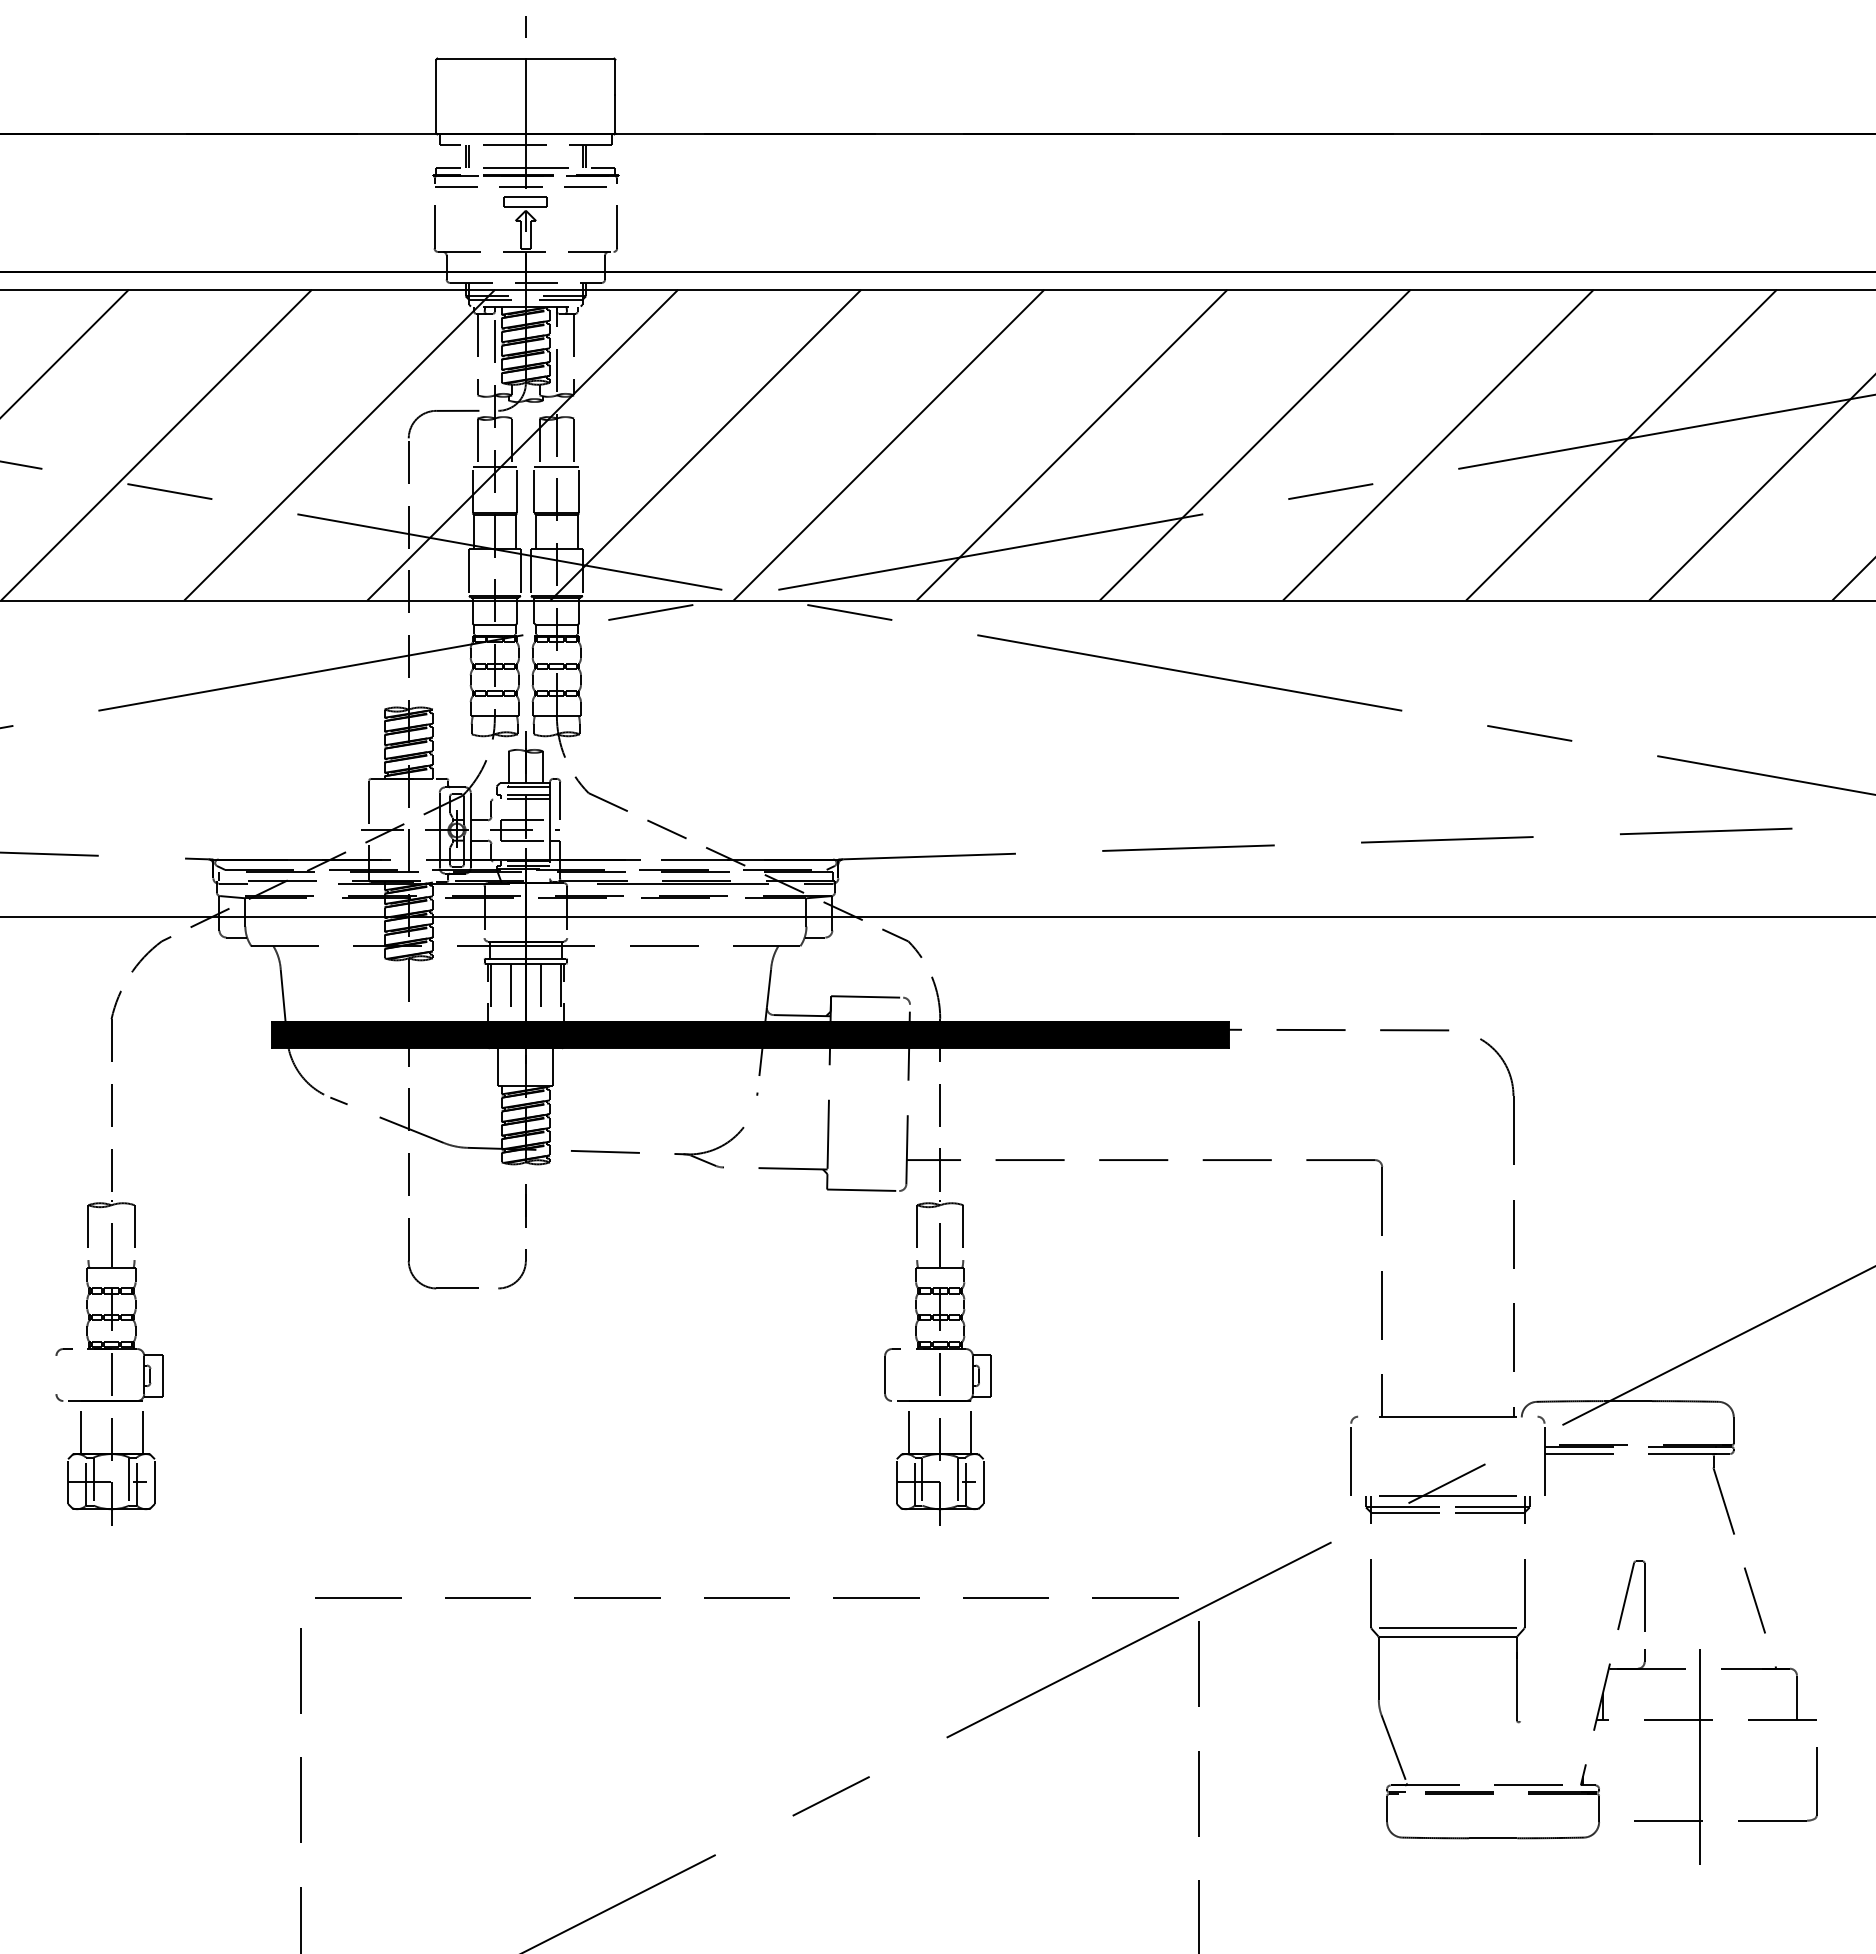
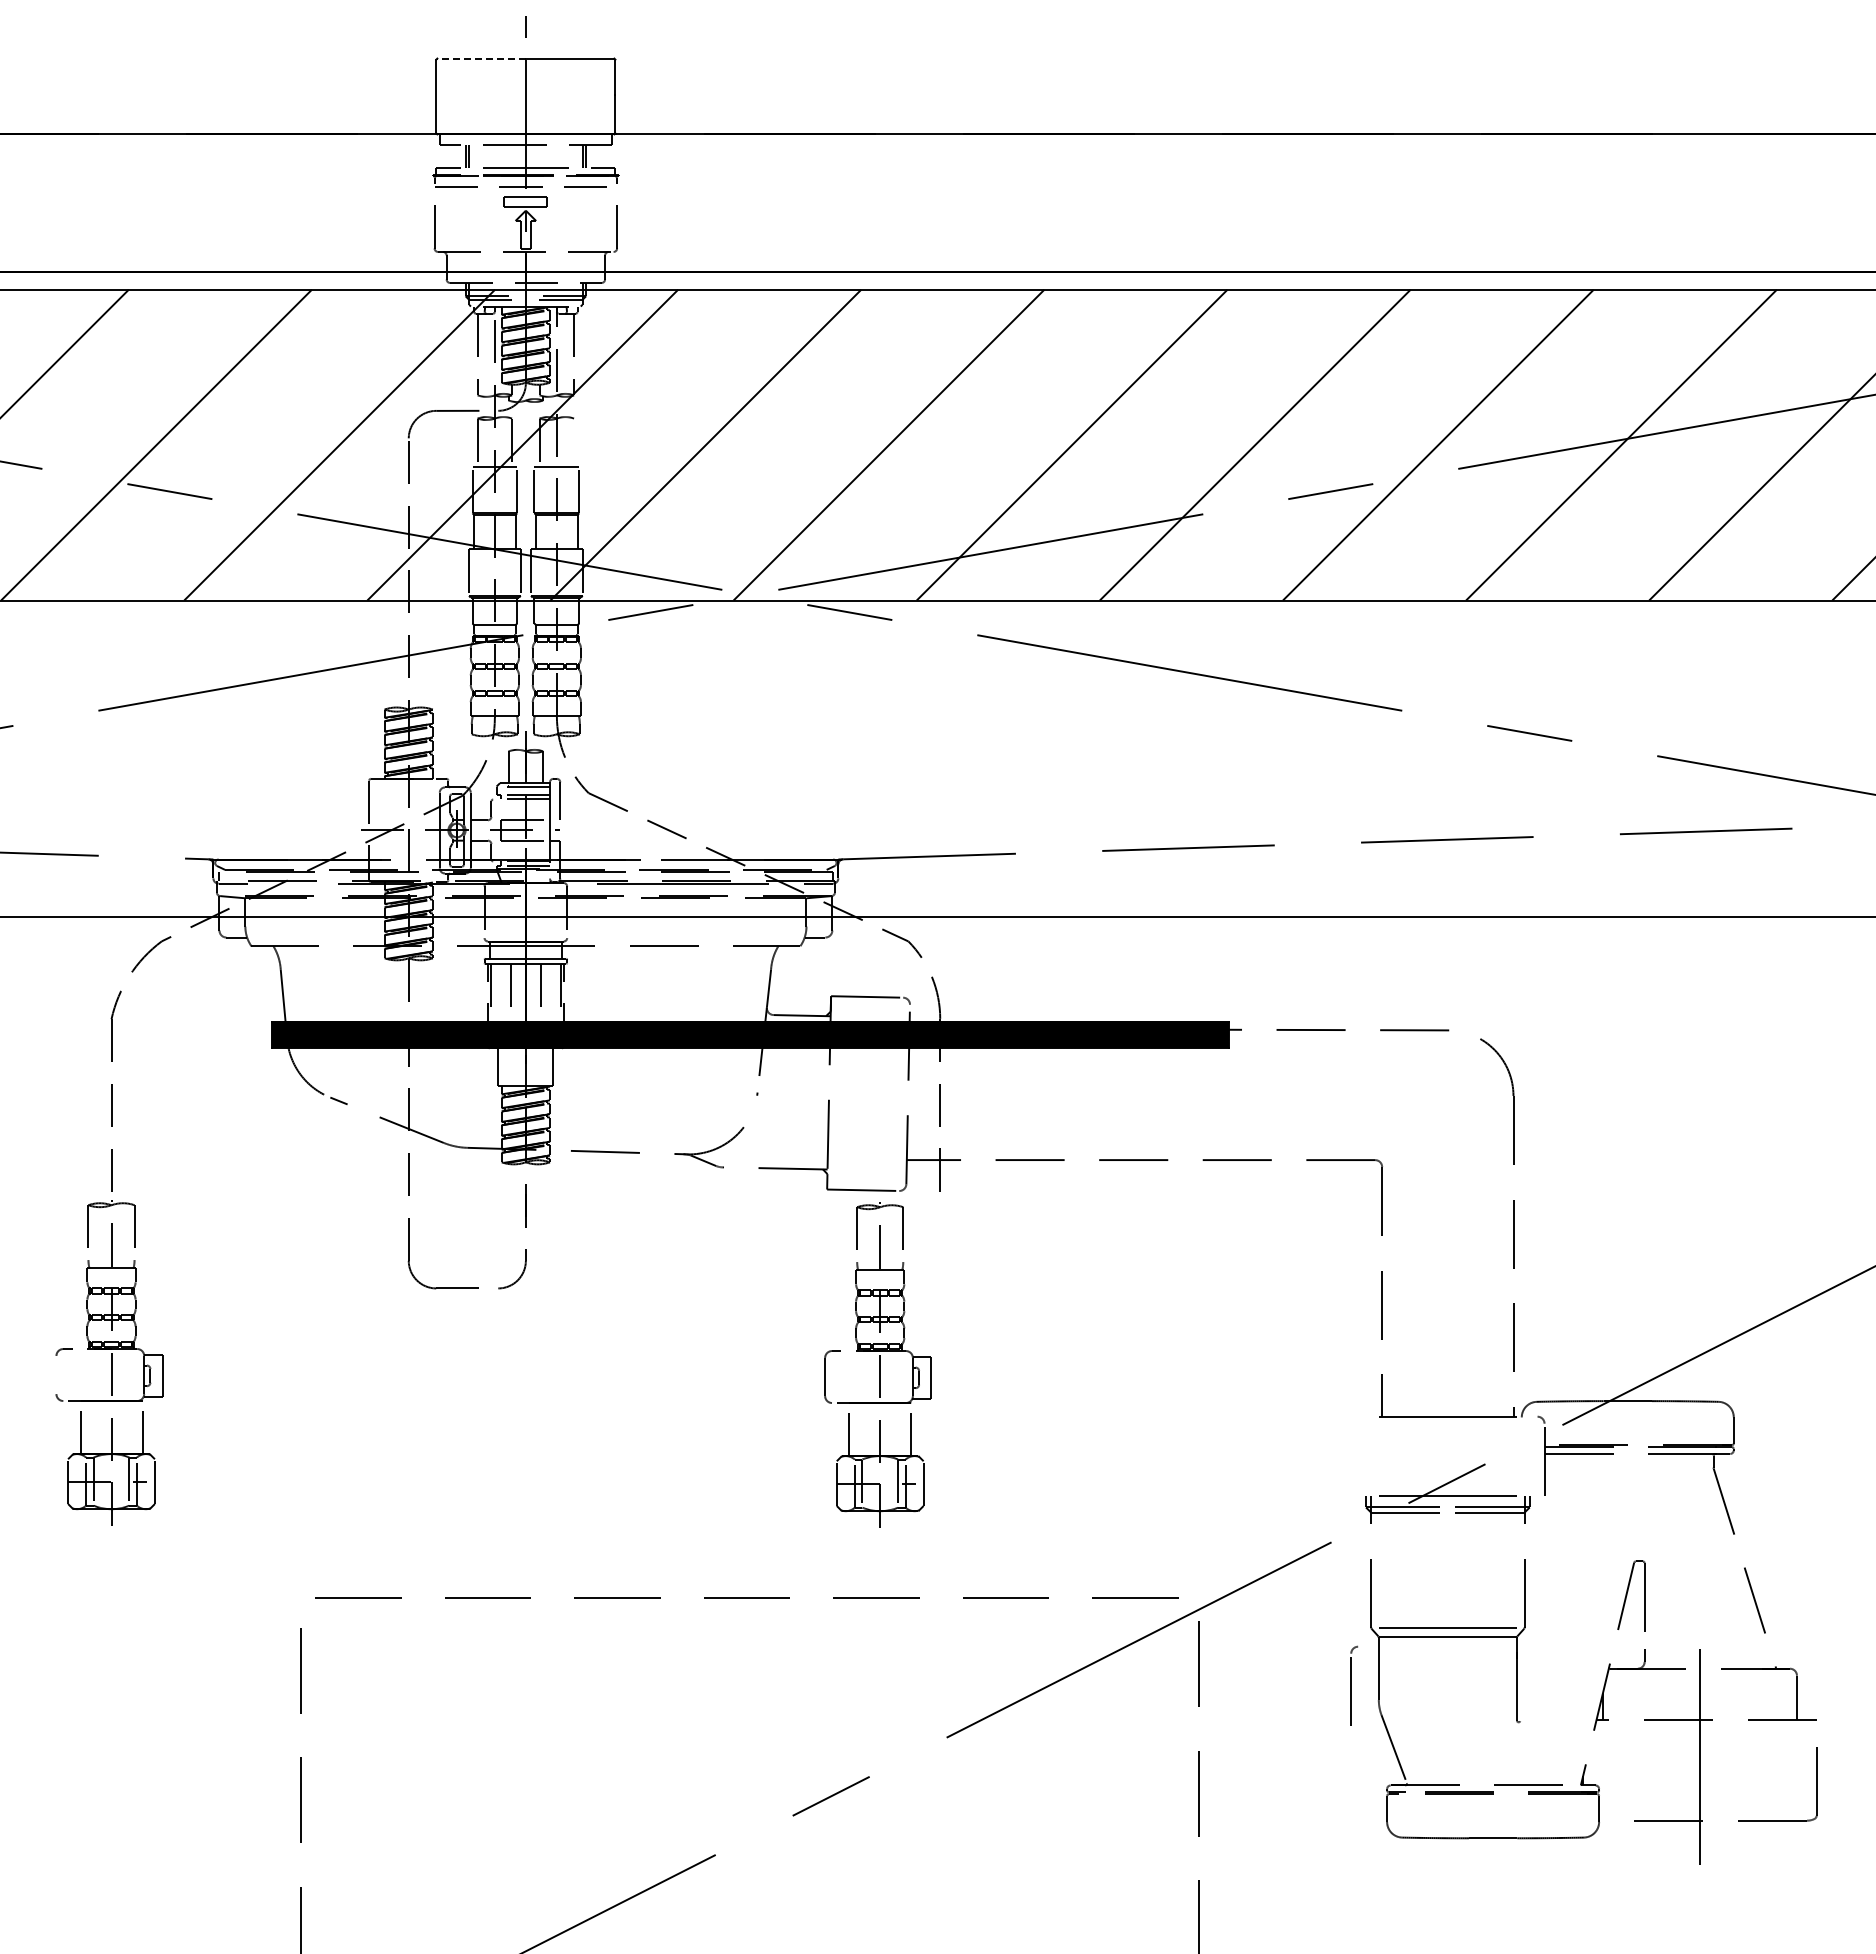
line: solid -> dashed (481, 58)
line: present -> none (574, 442)
part position: (937, 1362) -> (877, 1364) (877, 1364)
part position: (1353, 1455) -> (1353, 1685) (1353, 1685)
